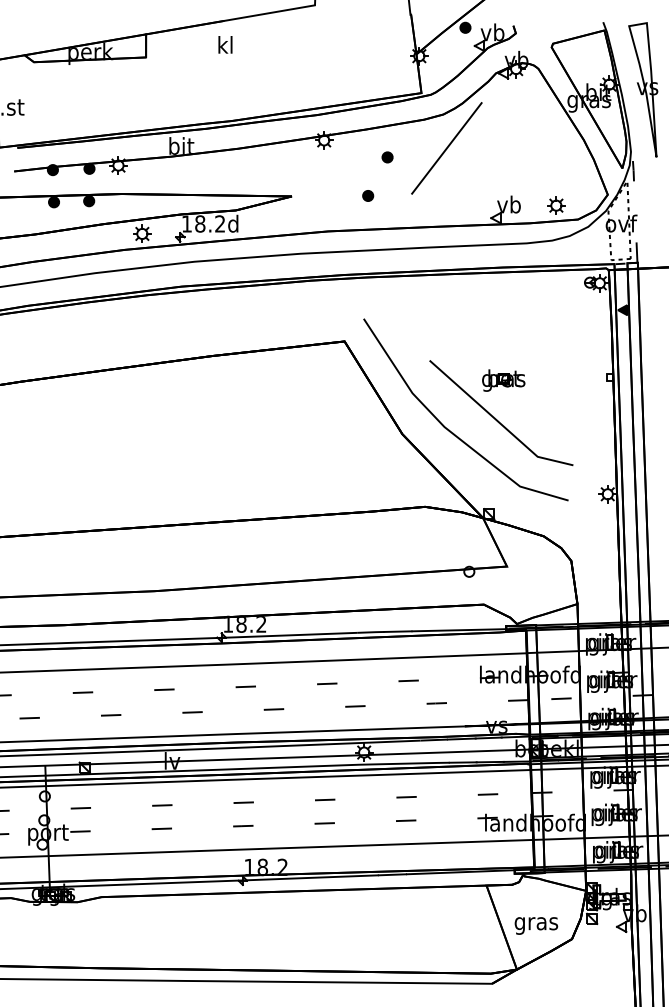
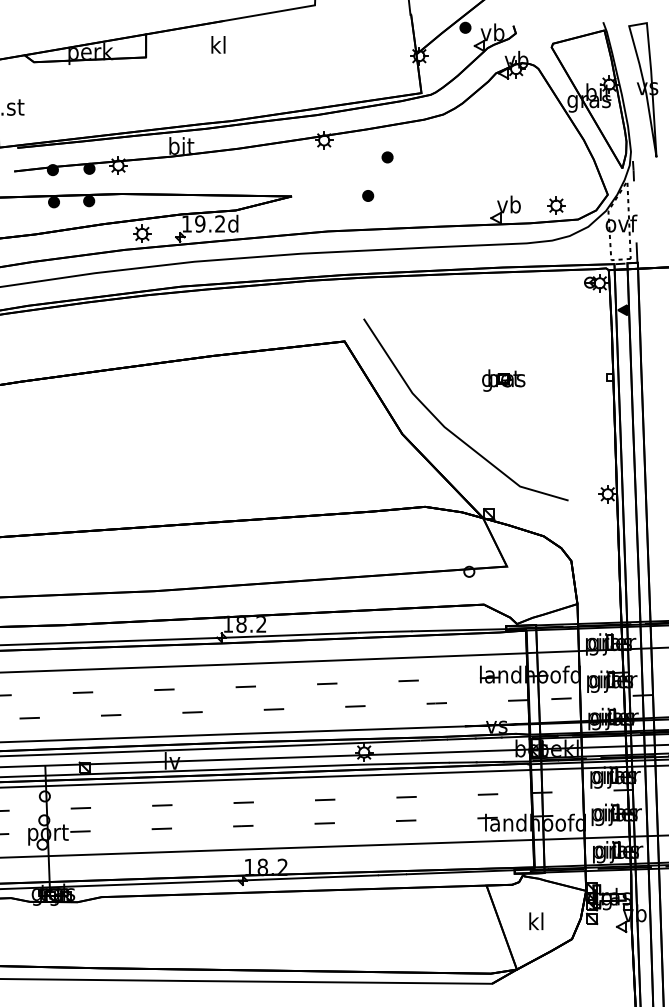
text position: (225, 44) -> (218, 44) (218, 44)
line: present -> none (446, 148)
text: 18.2d -> 19.2d (200, 223)
line: present -> none (496, 418)
text: gras -> kl (536, 923)
